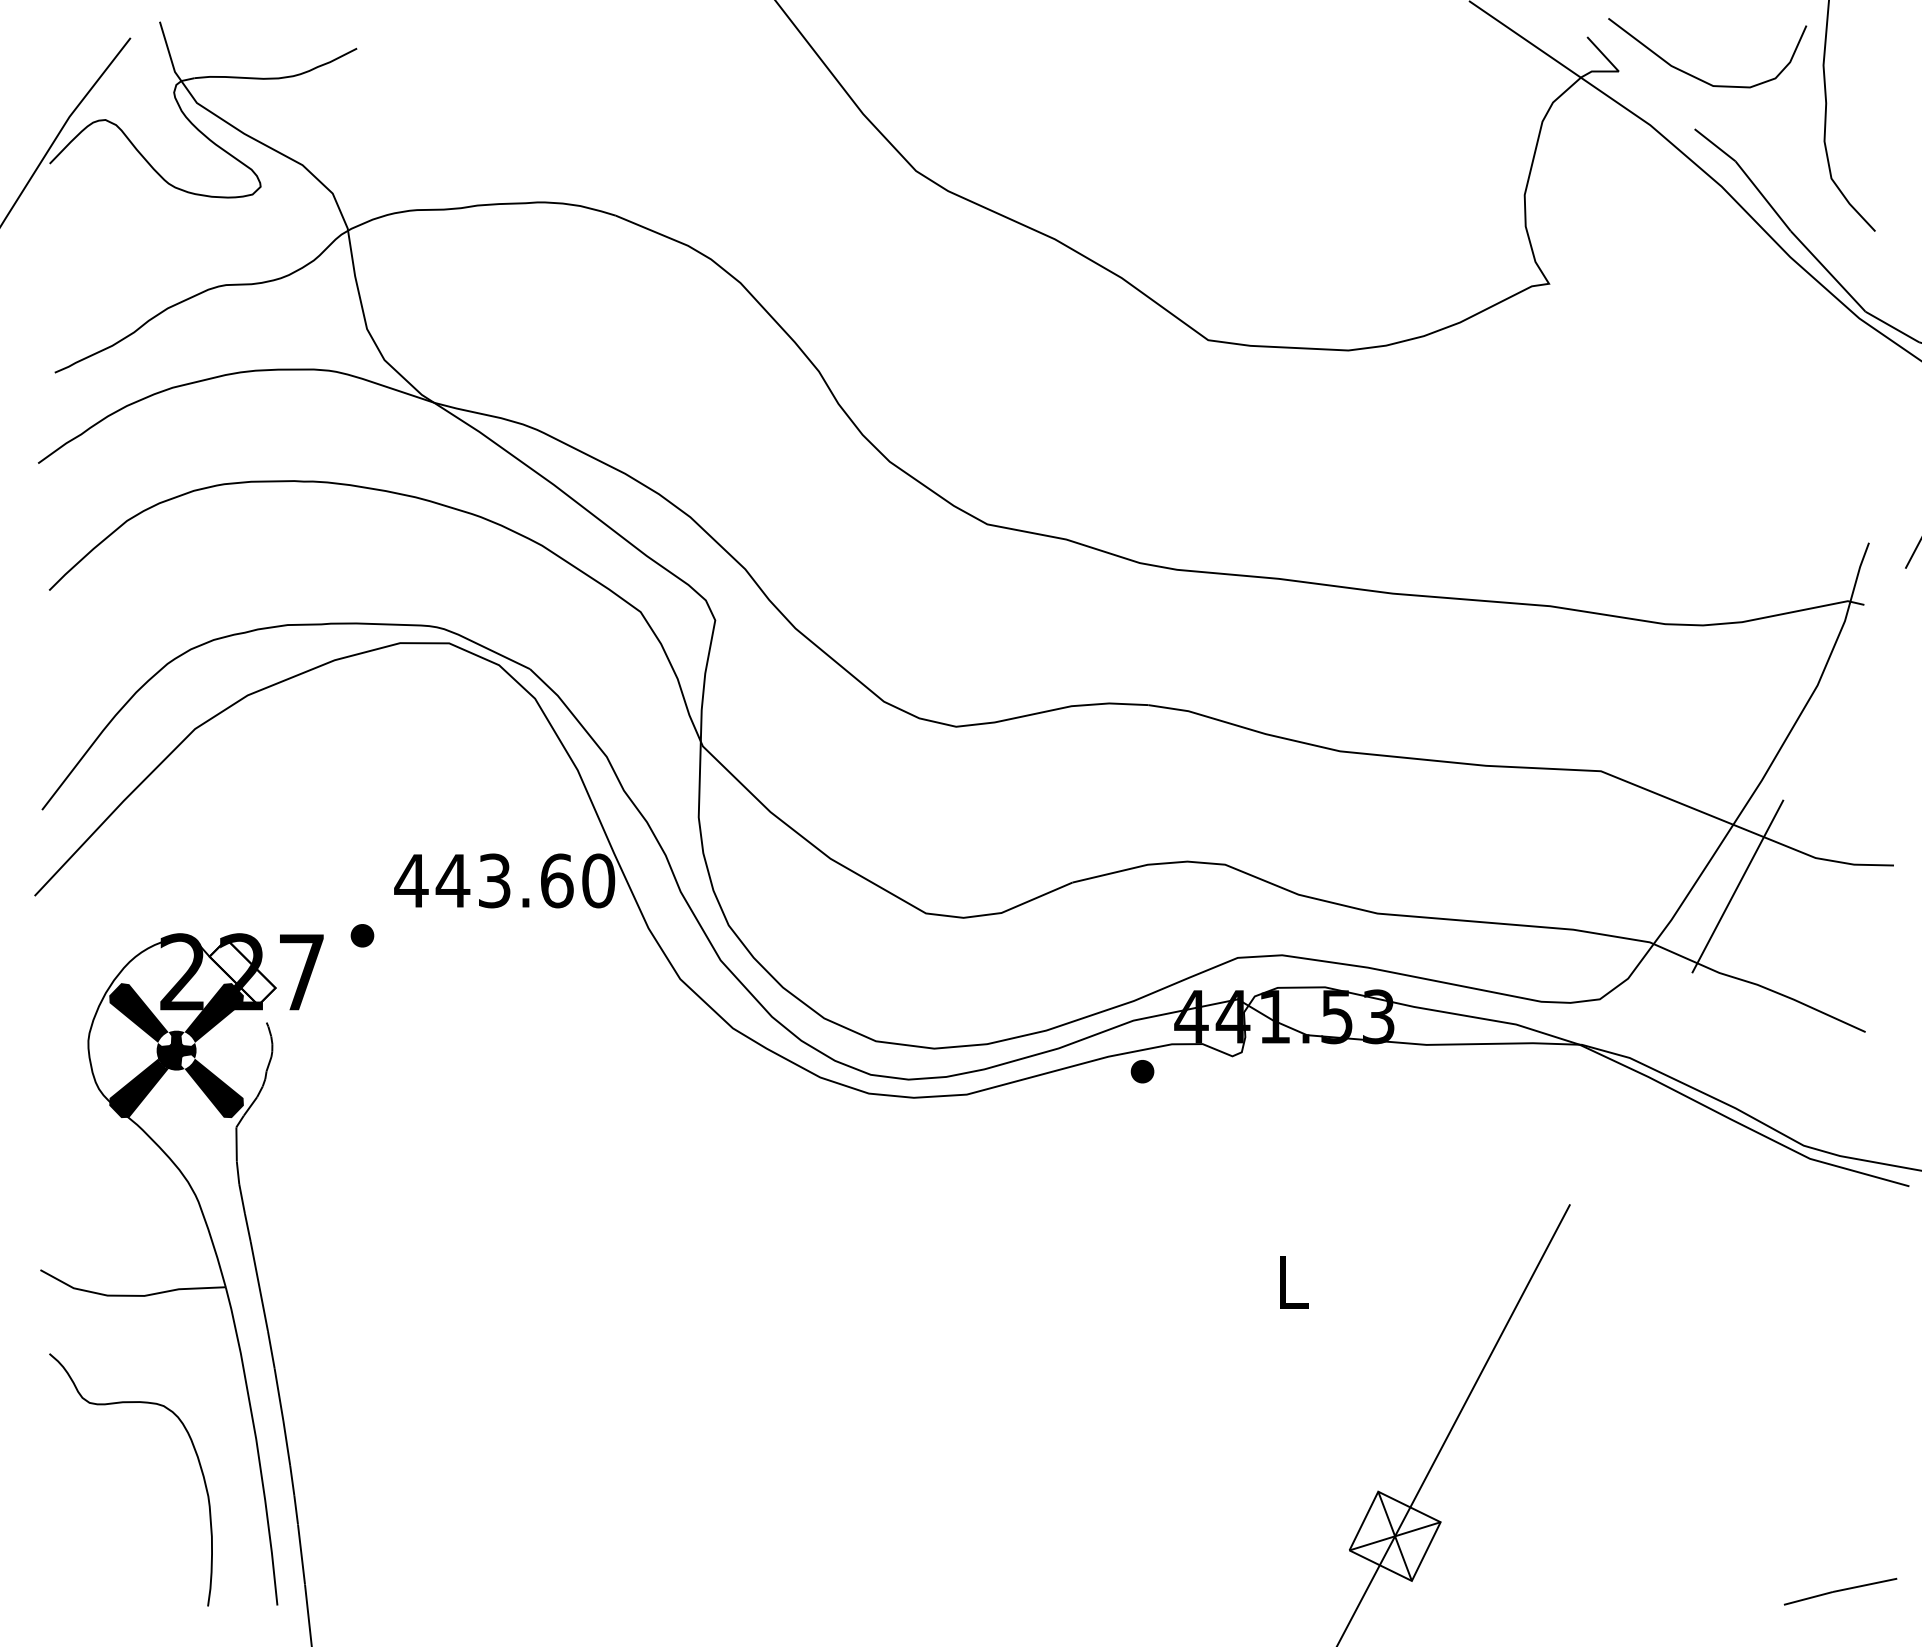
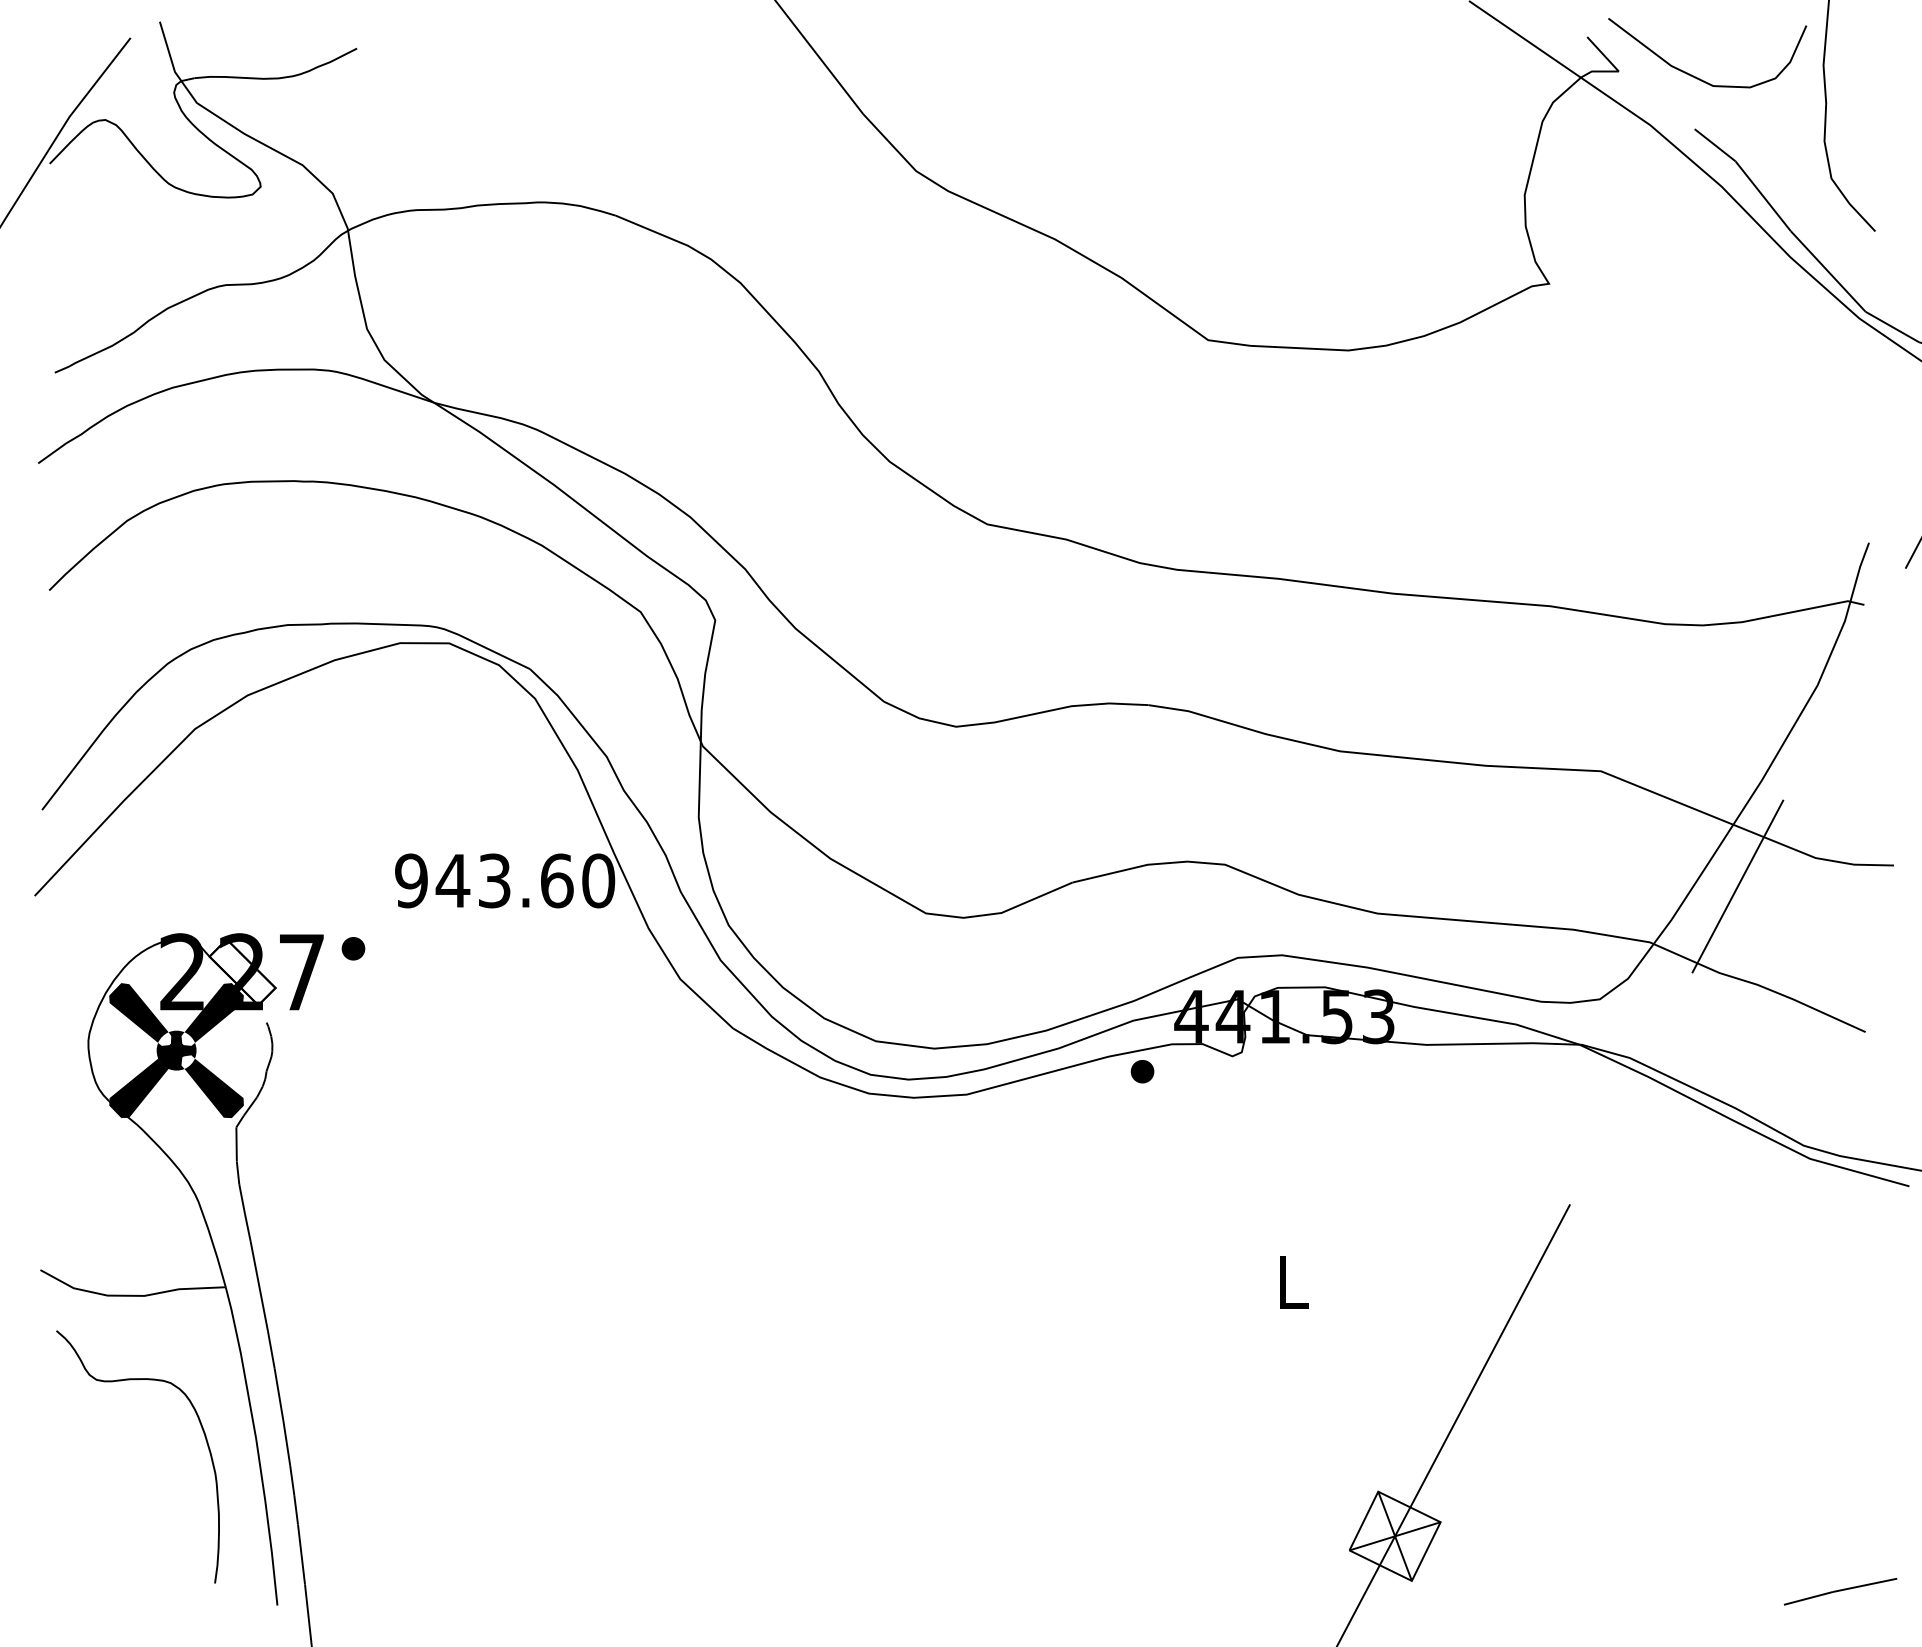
text: 443.60 -> 943.60 (411, 880)
part position: (362, 935) -> (353, 948) (353, 948)
curve position: (195, 1454) -> (202, 1431) (202, 1431)
